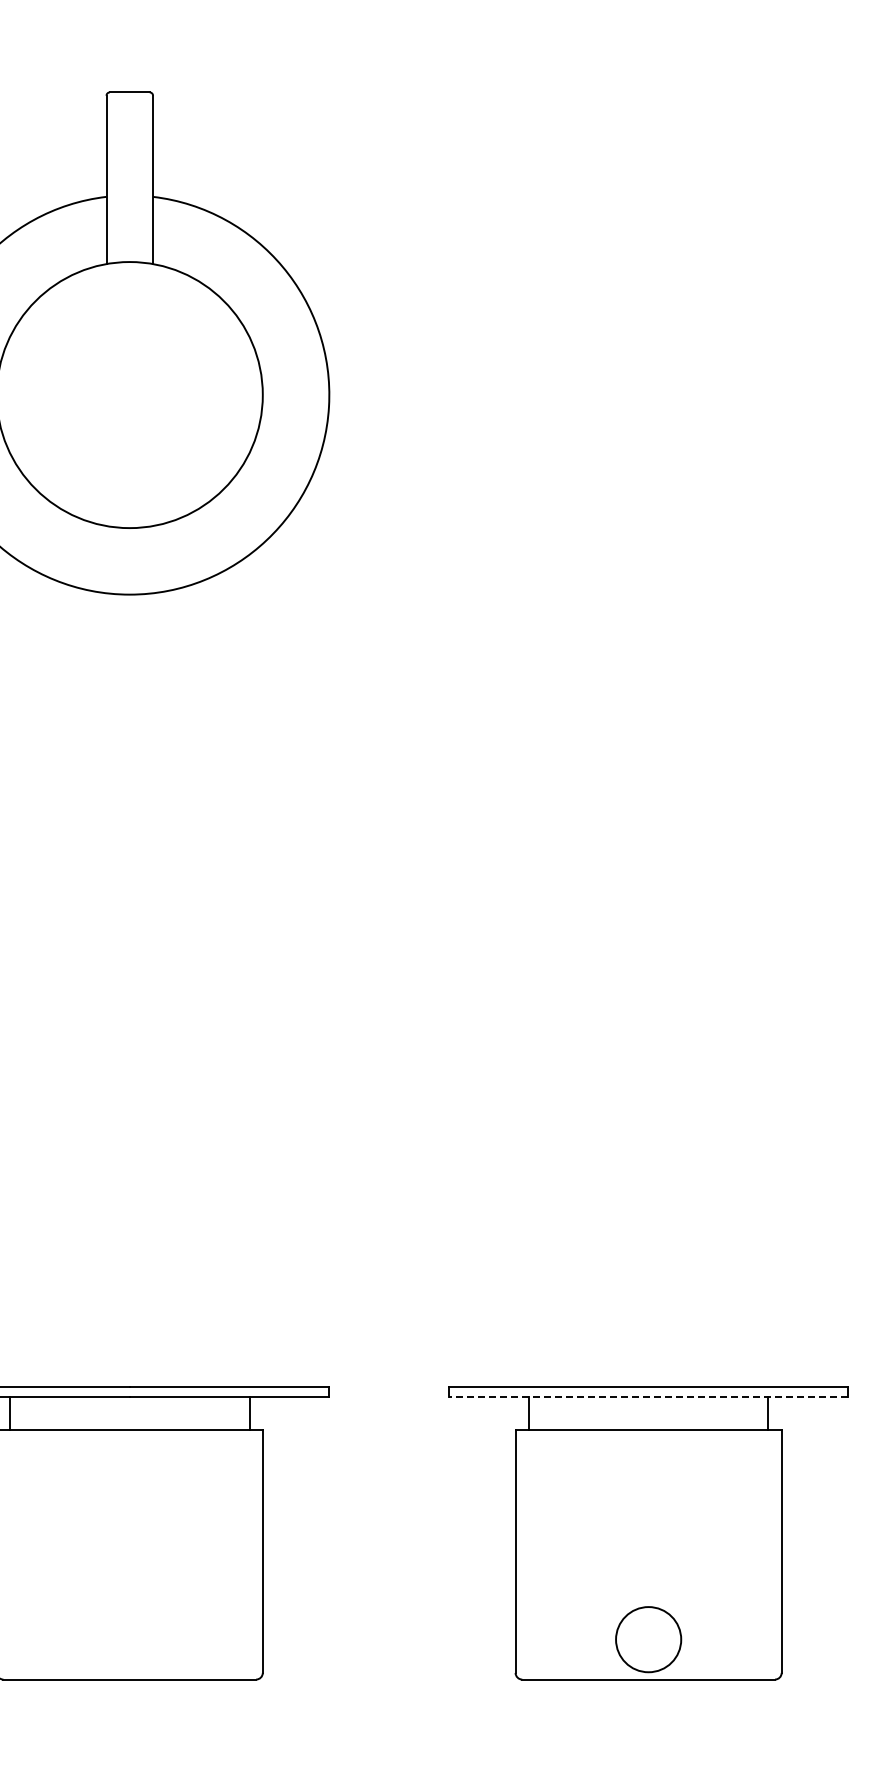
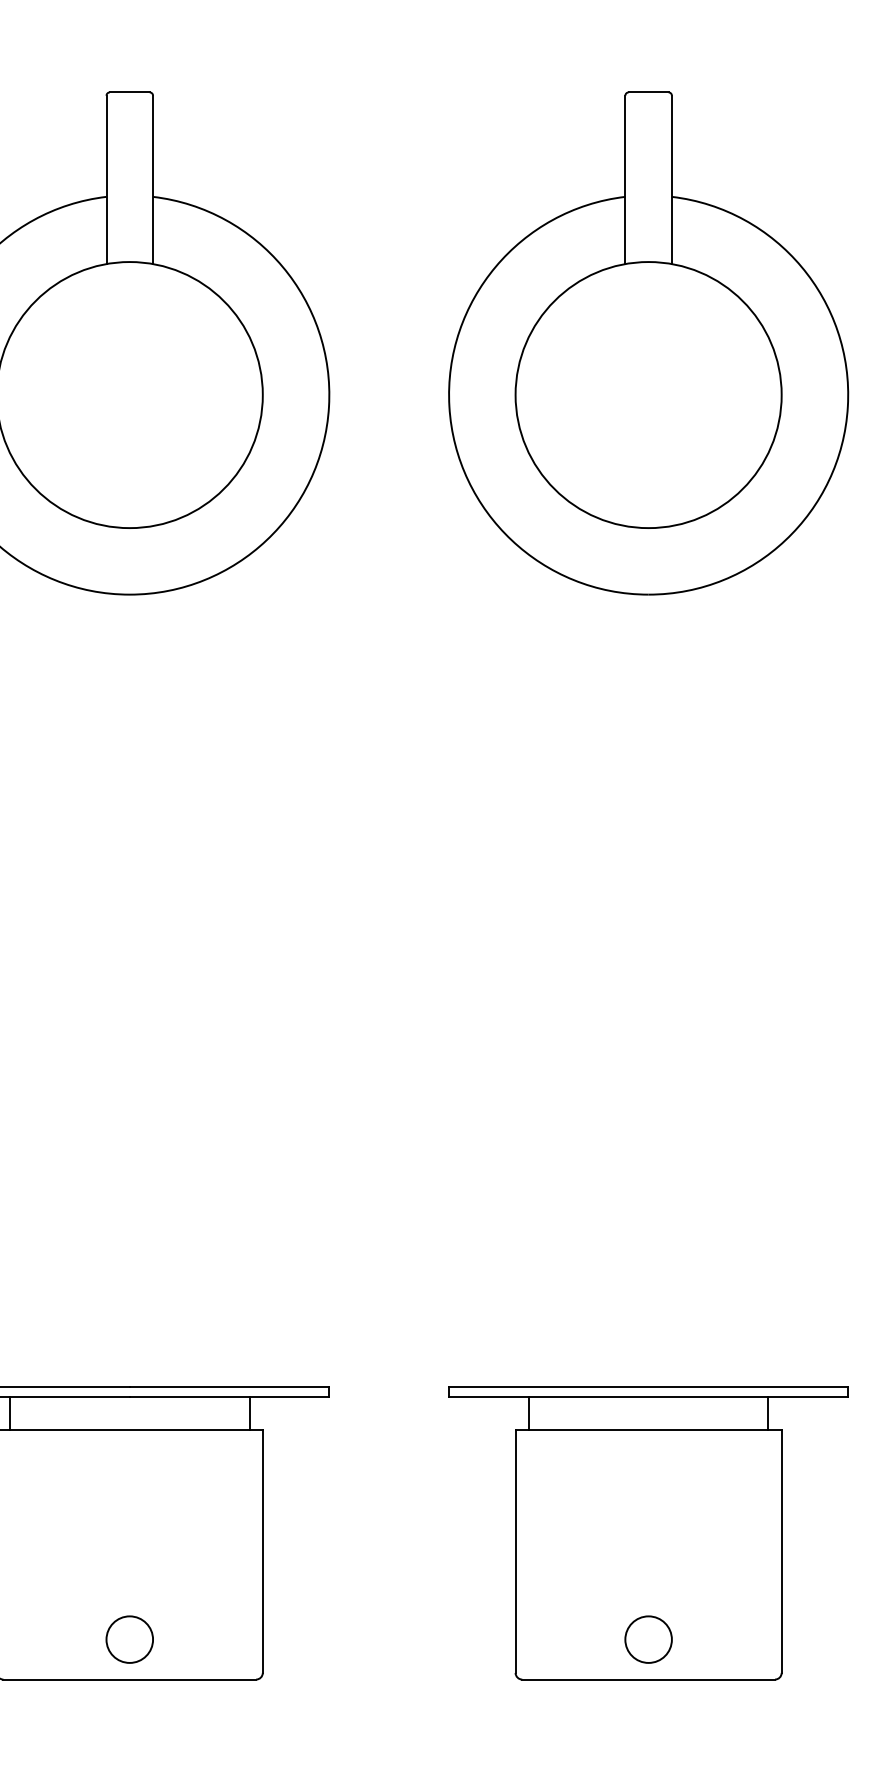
part: none -> present (648, 343)
line: dashed -> solid (648, 1396)
circle: none -> present (129, 1639)
circle diameter: 65 px -> 47 px (648, 1639)
